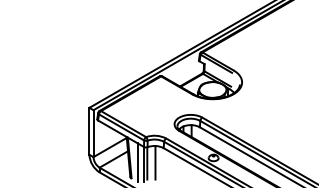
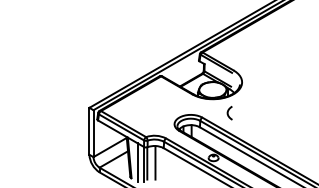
curve: none -> present (228, 113)
